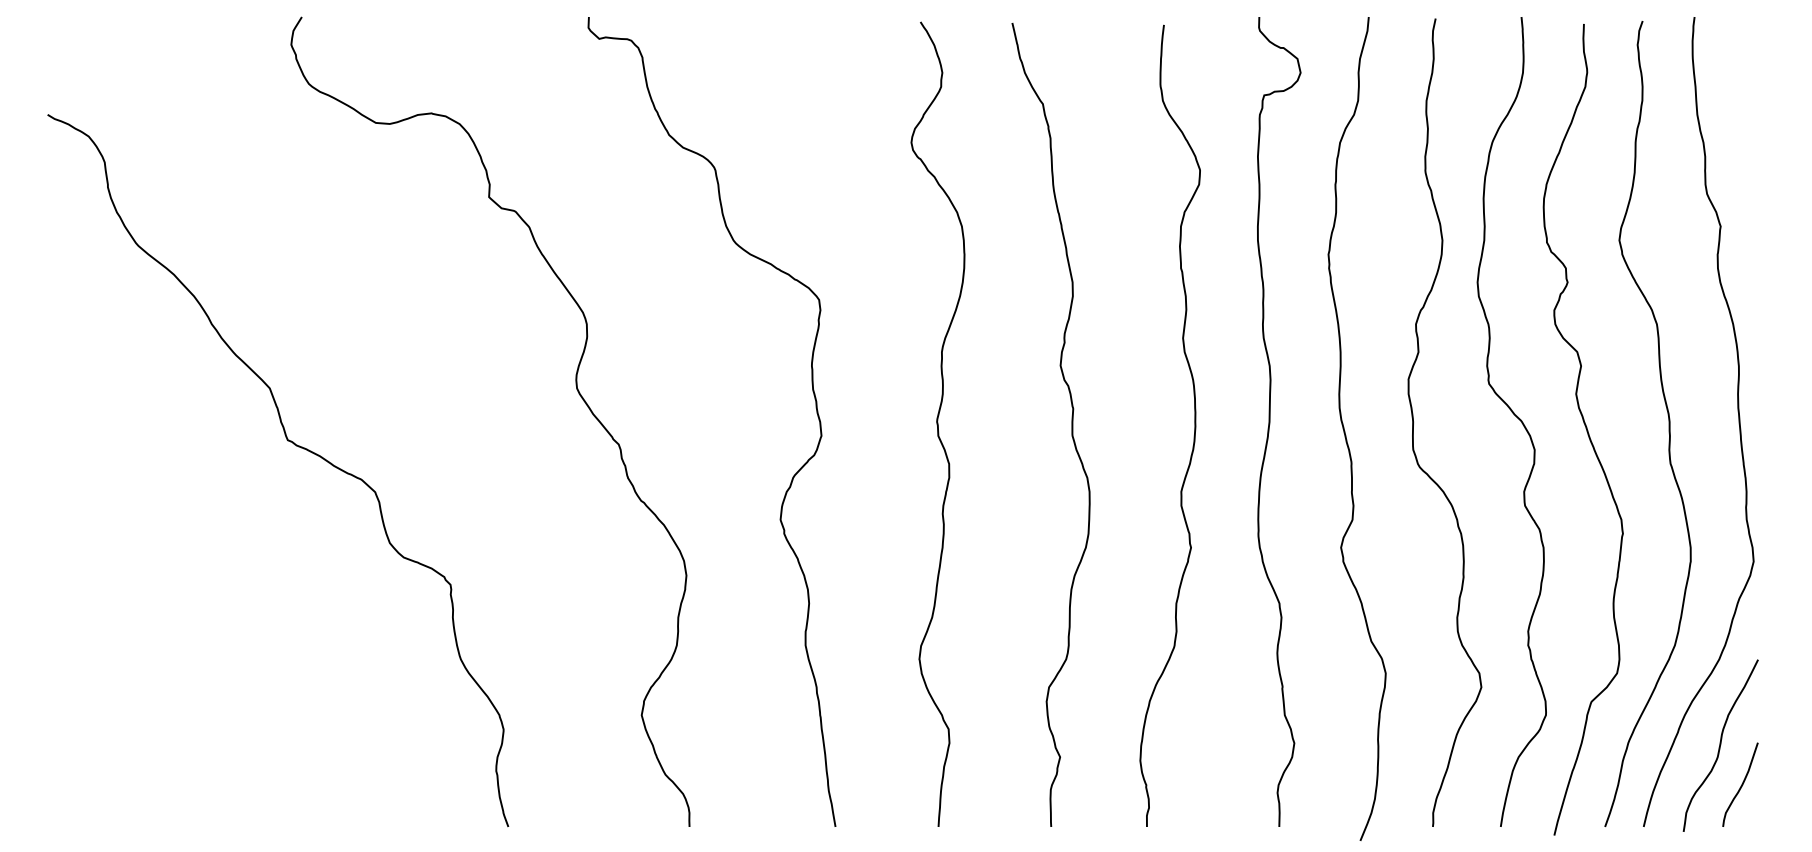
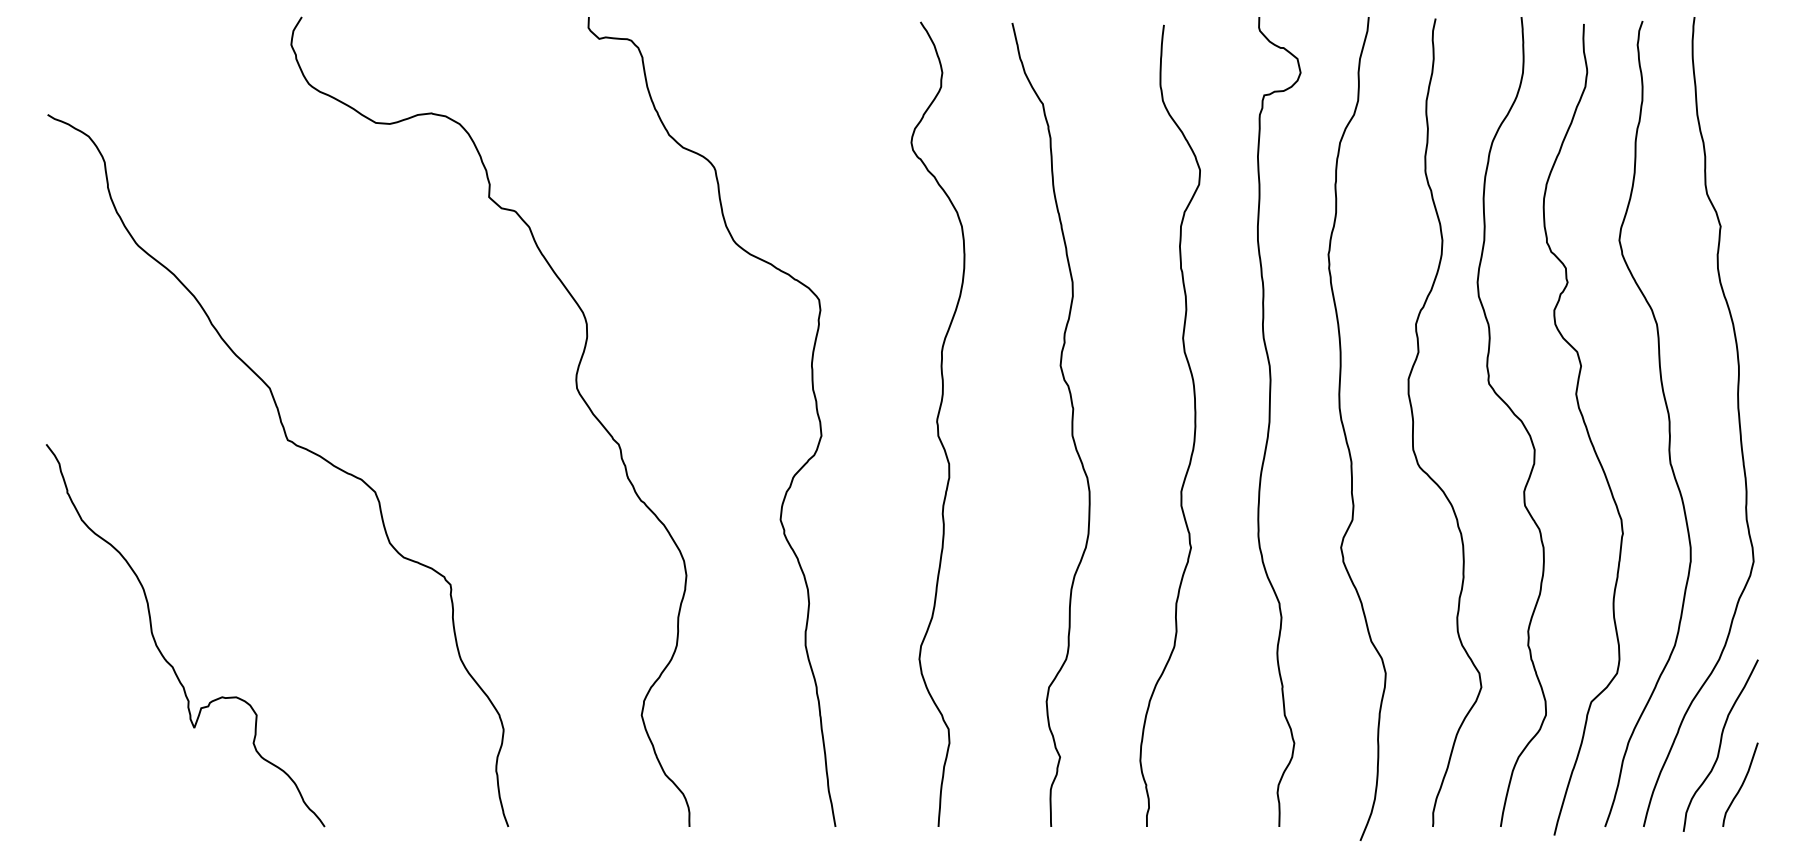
curve: none -> present (161, 651)
